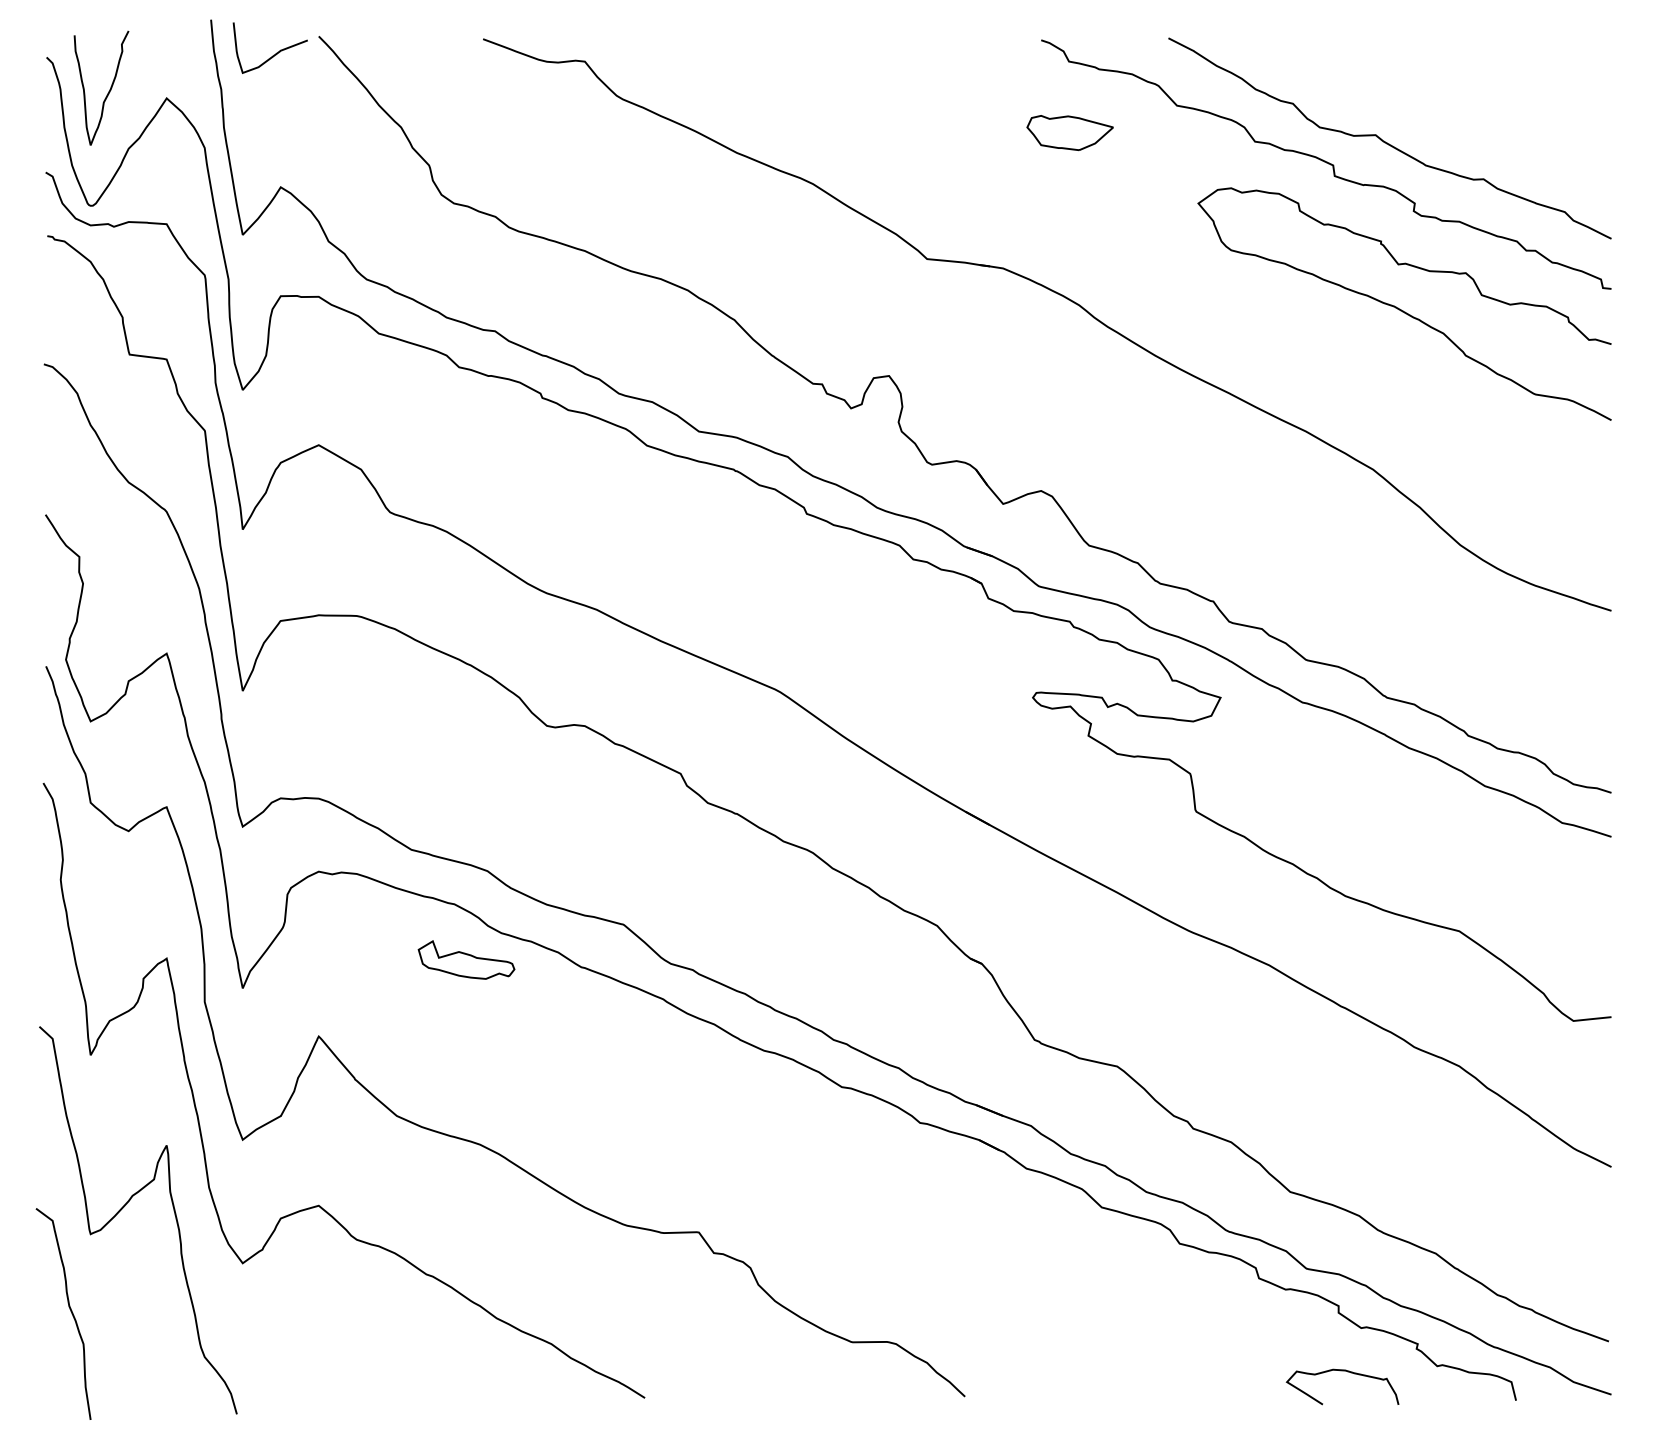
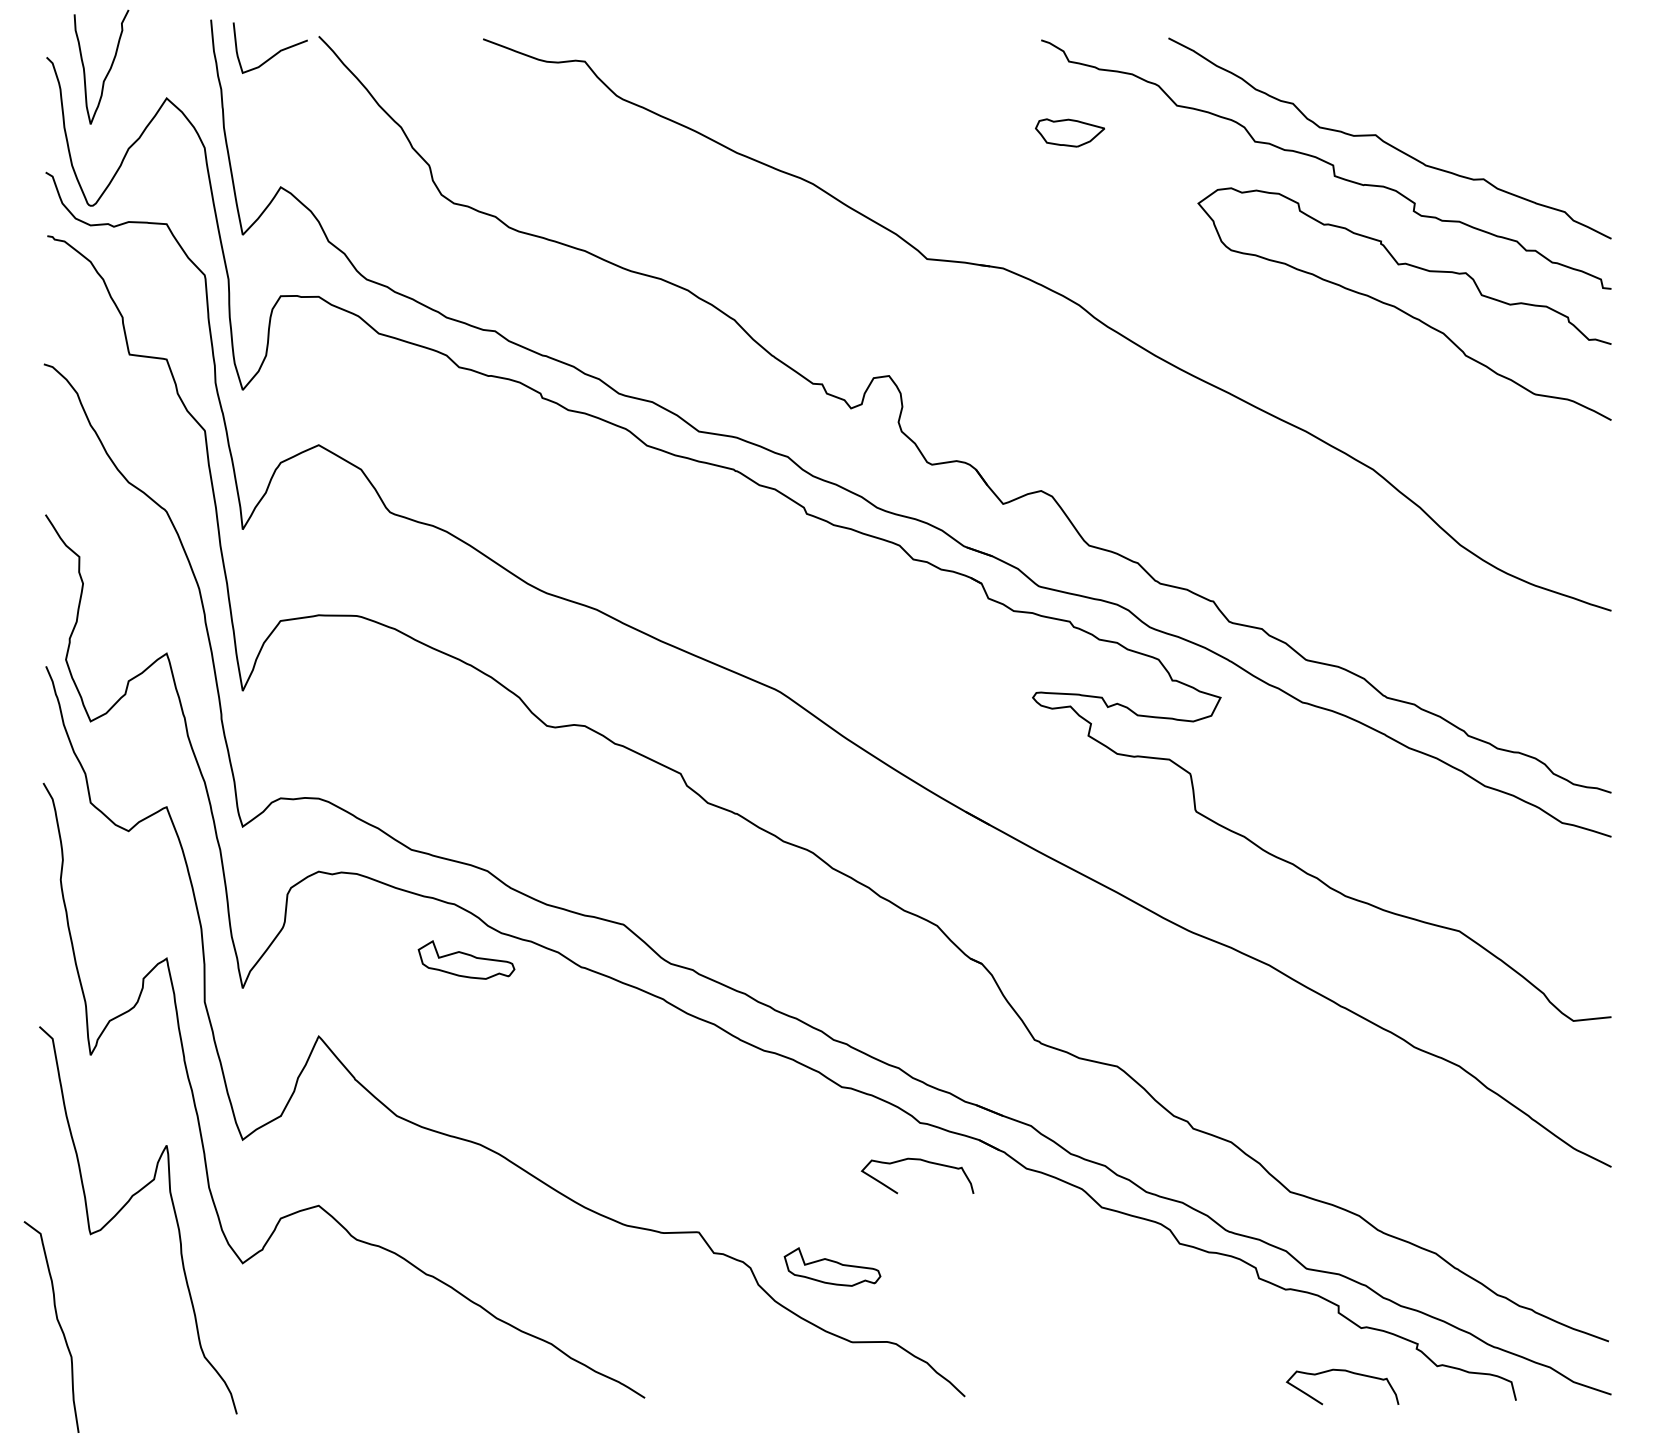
curve position: (108, 91) -> (108, 70) (108, 70)
part size: 88x36 px -> 70x30 px (1069, 132)
curve: none -> present (922, 1161)
part: none -> present (832, 1266)
curve position: (69, 1309) -> (57, 1322) (57, 1322)
